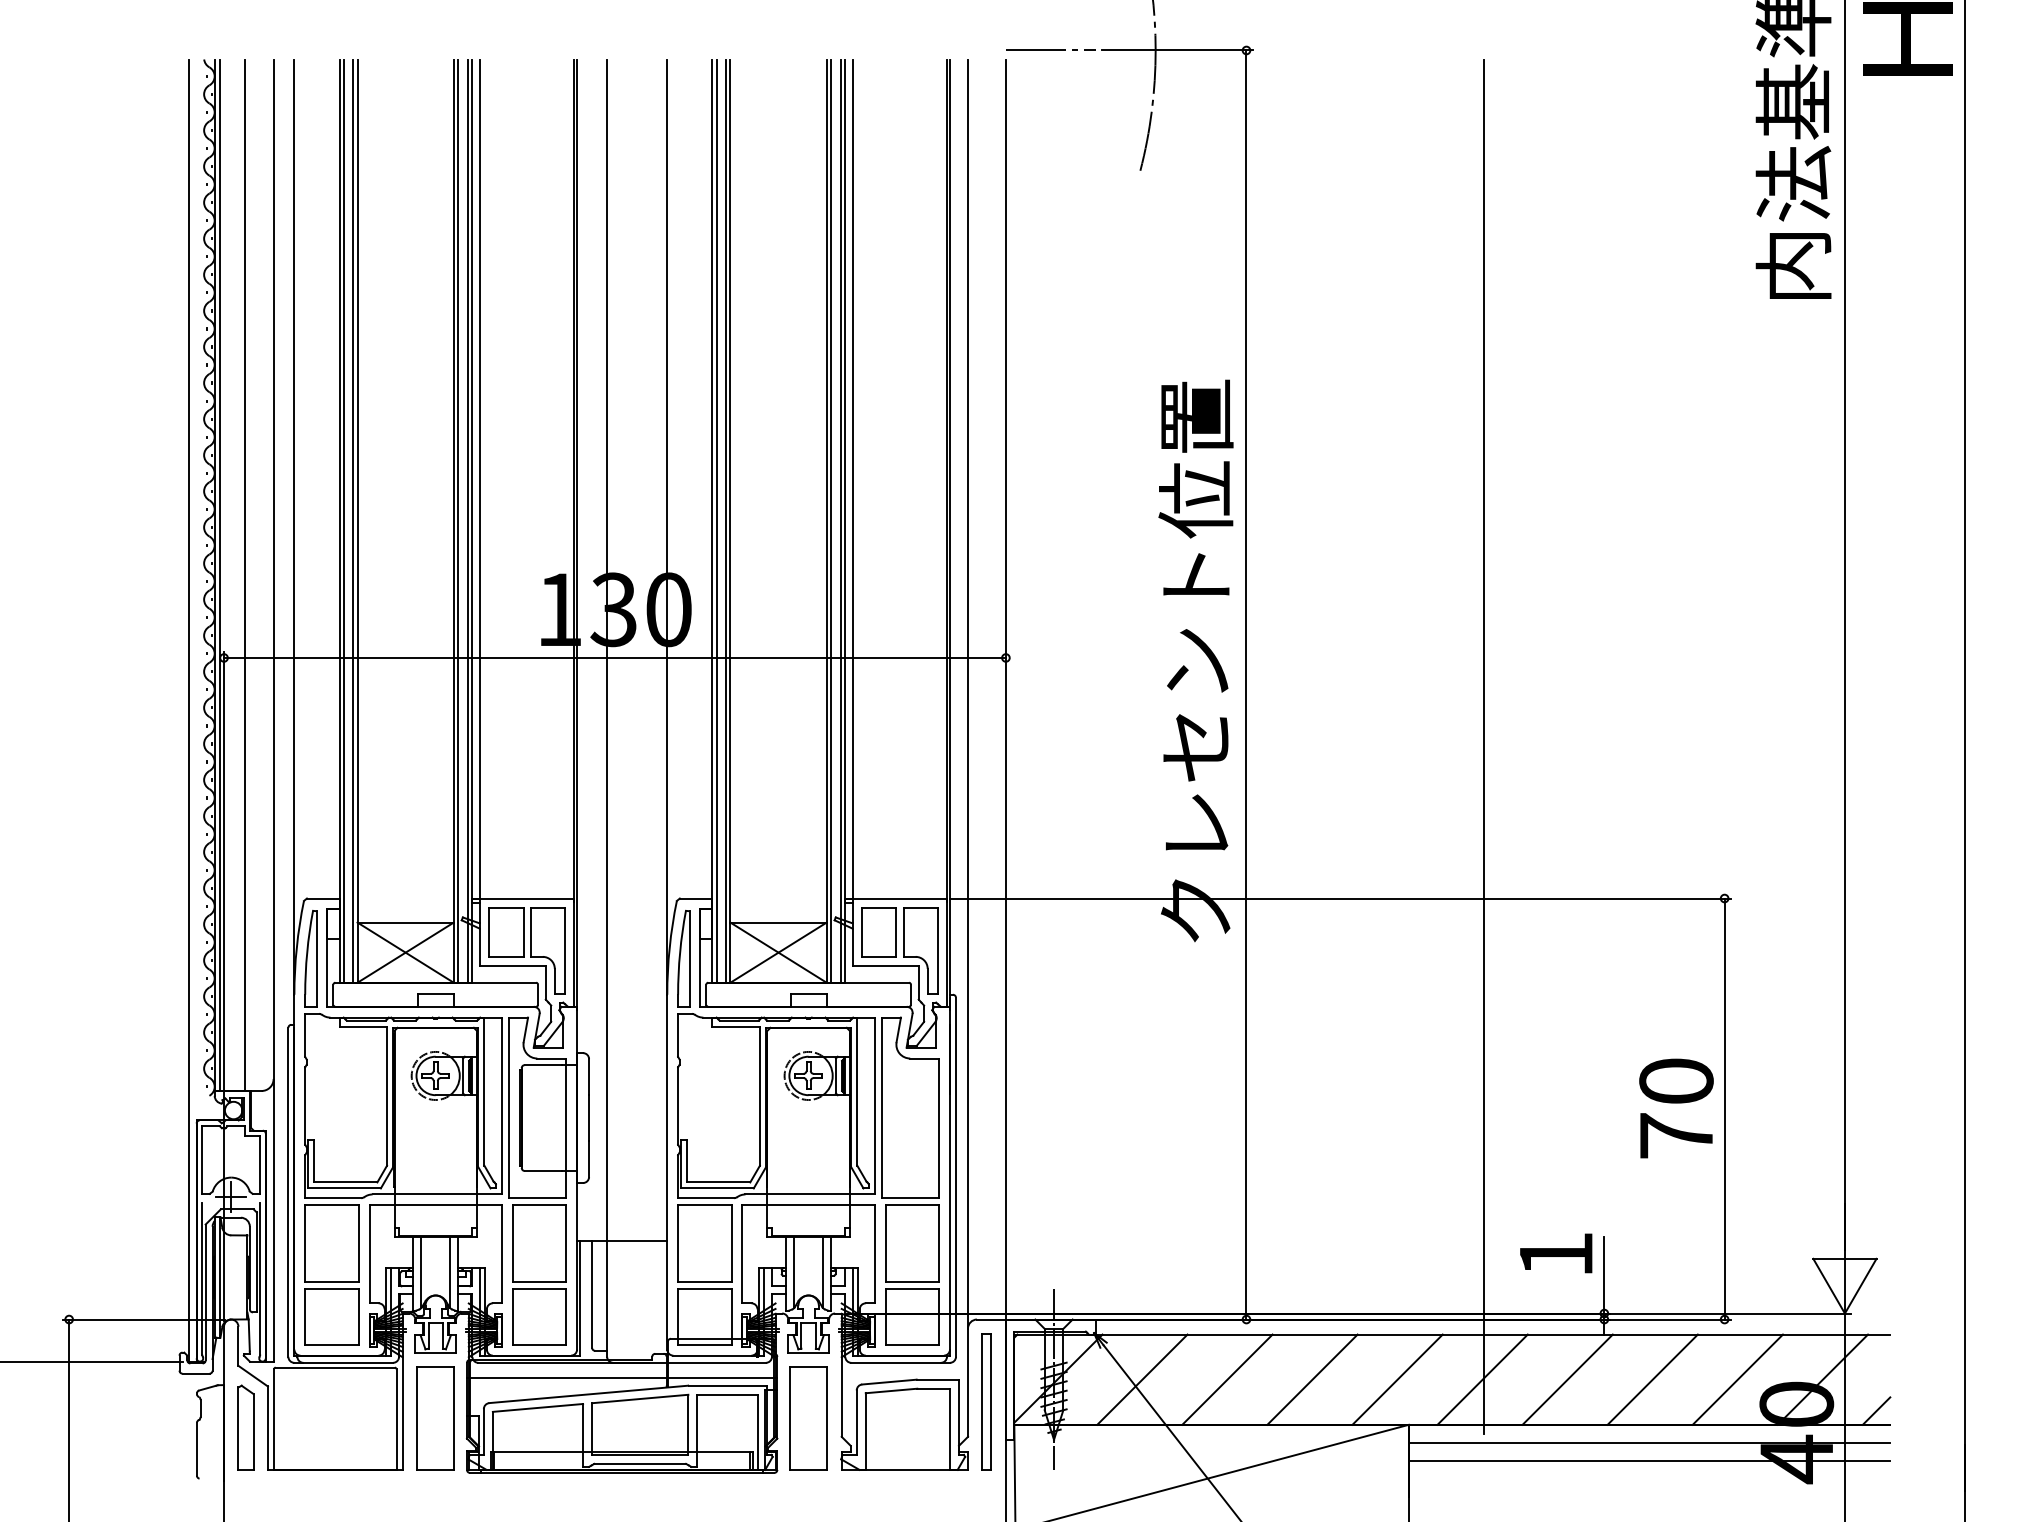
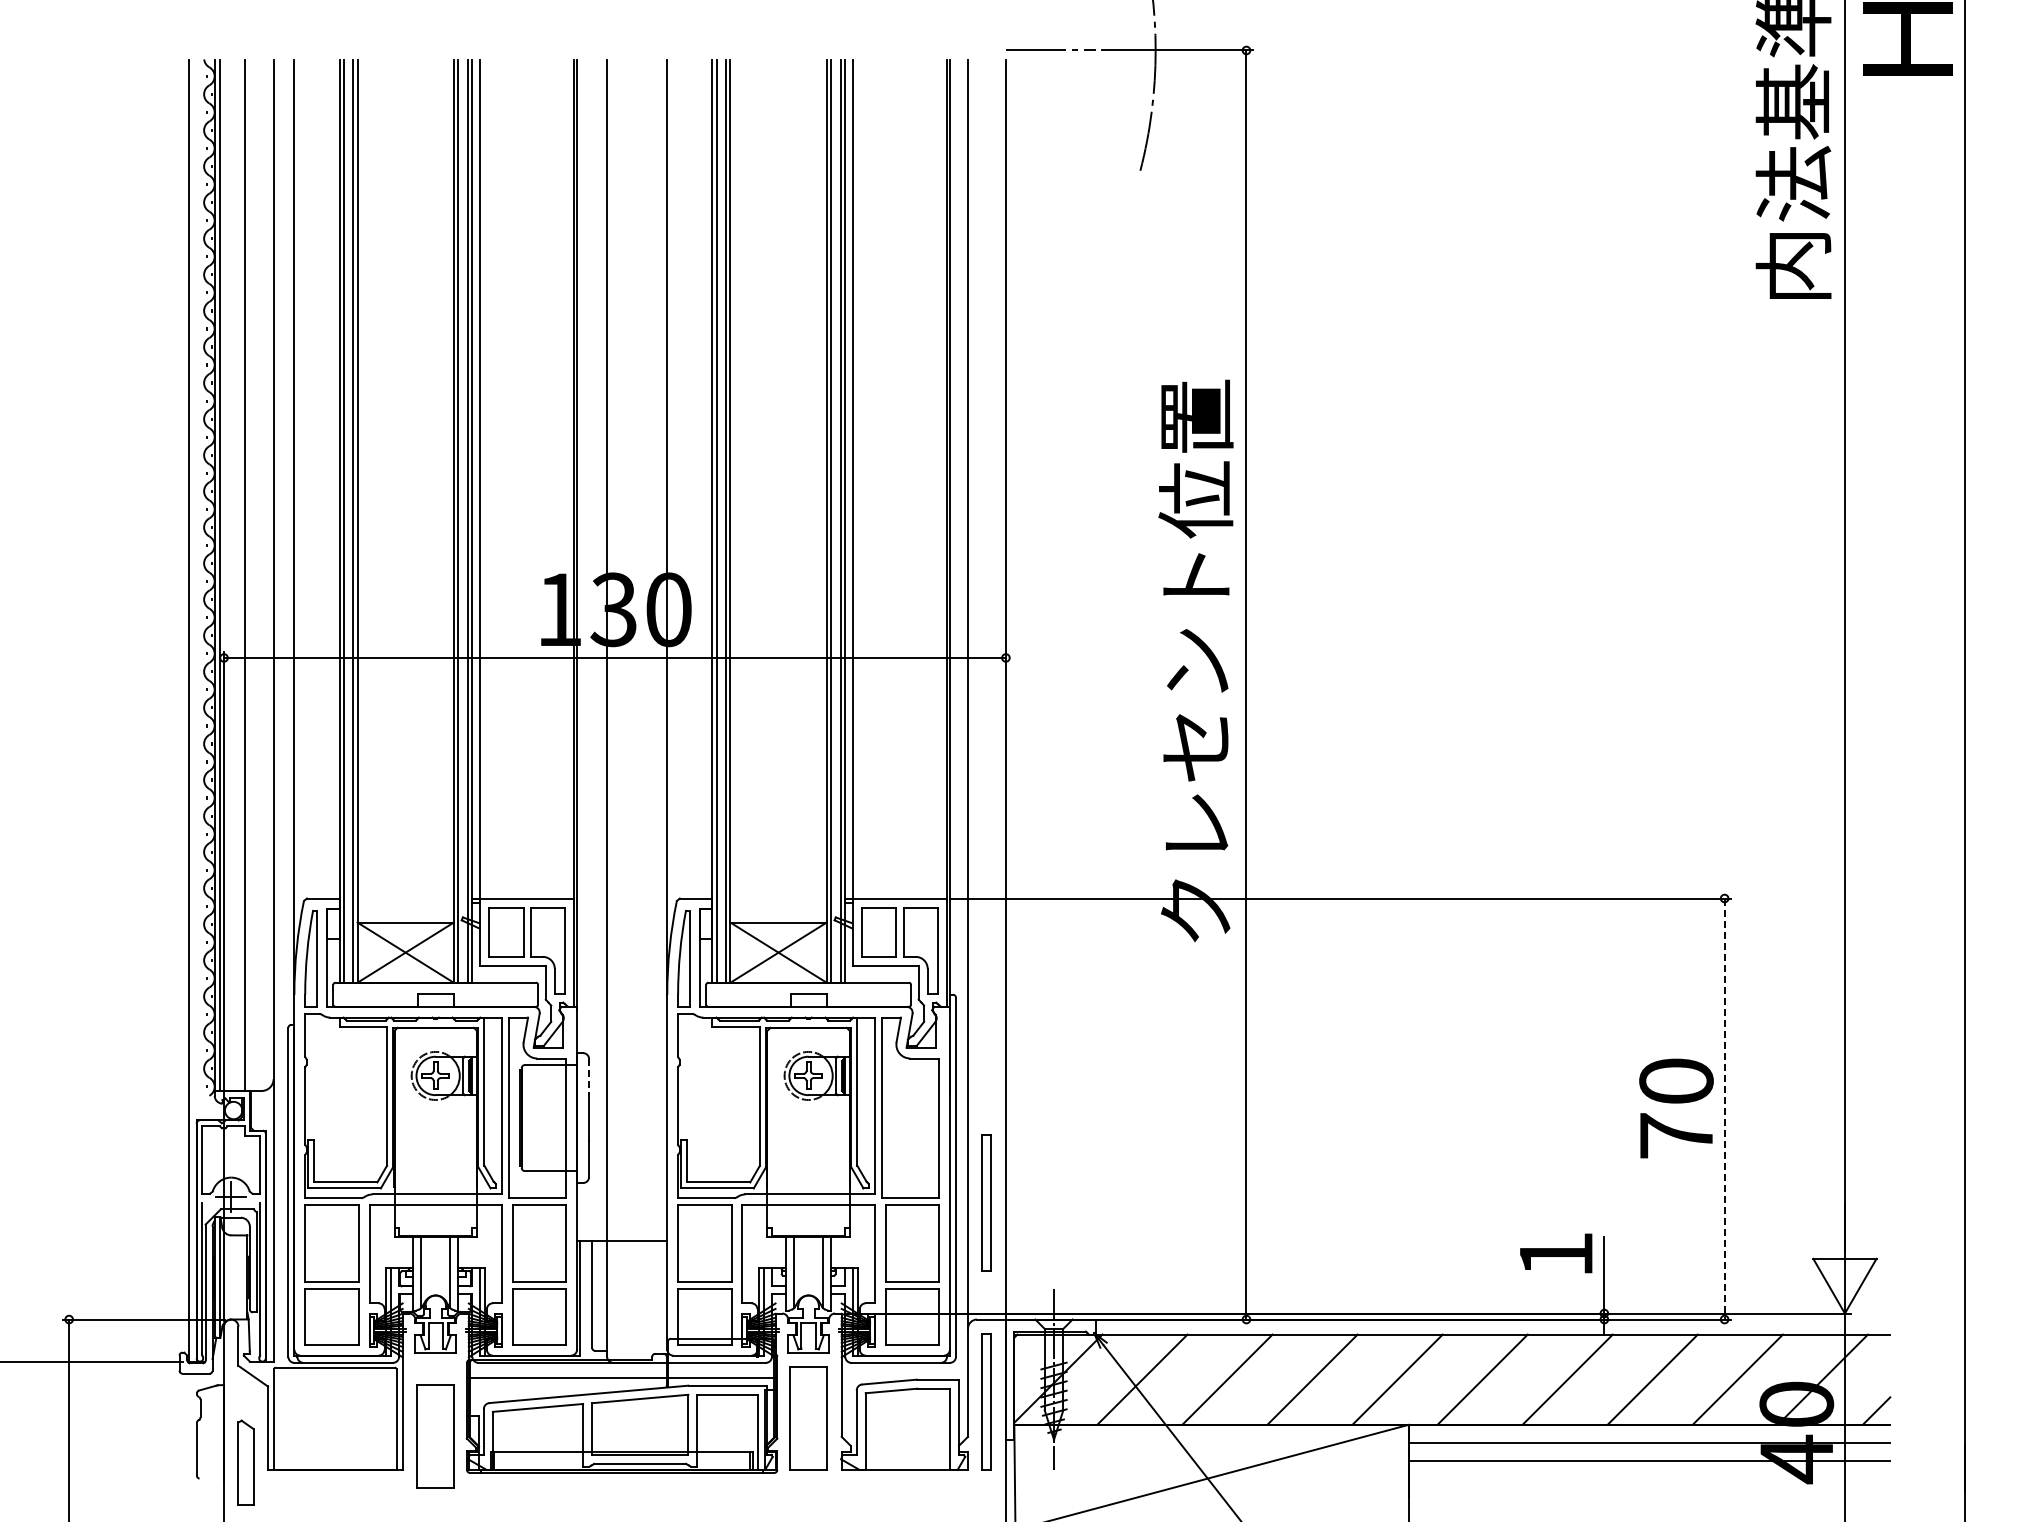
line: present -> none (1484, 746)
line: solid -> dashed (589, 1077)
line: solid -> dashed (1724, 1109)
part: none -> present (986, 1202)
part position: (435, 1418) -> (435, 1436) (435, 1436)
part position: (245, 1427) -> (245, 1462) (245, 1462)
